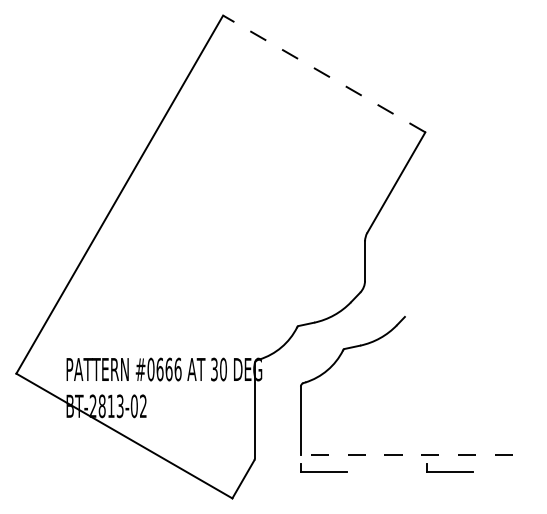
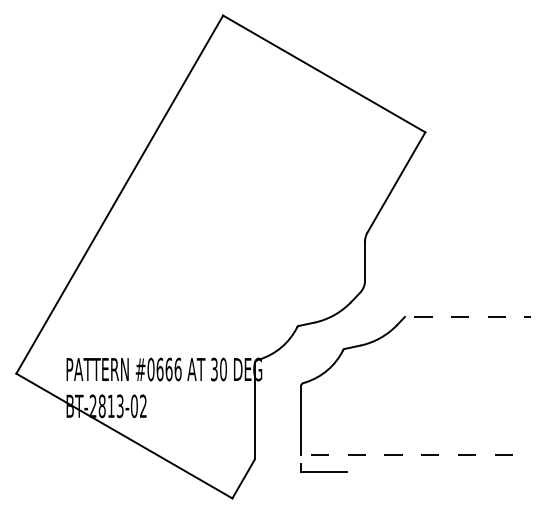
line: dashed -> solid (324, 73)
line: none -> present (468, 316)
part: present -> none (449, 467)
